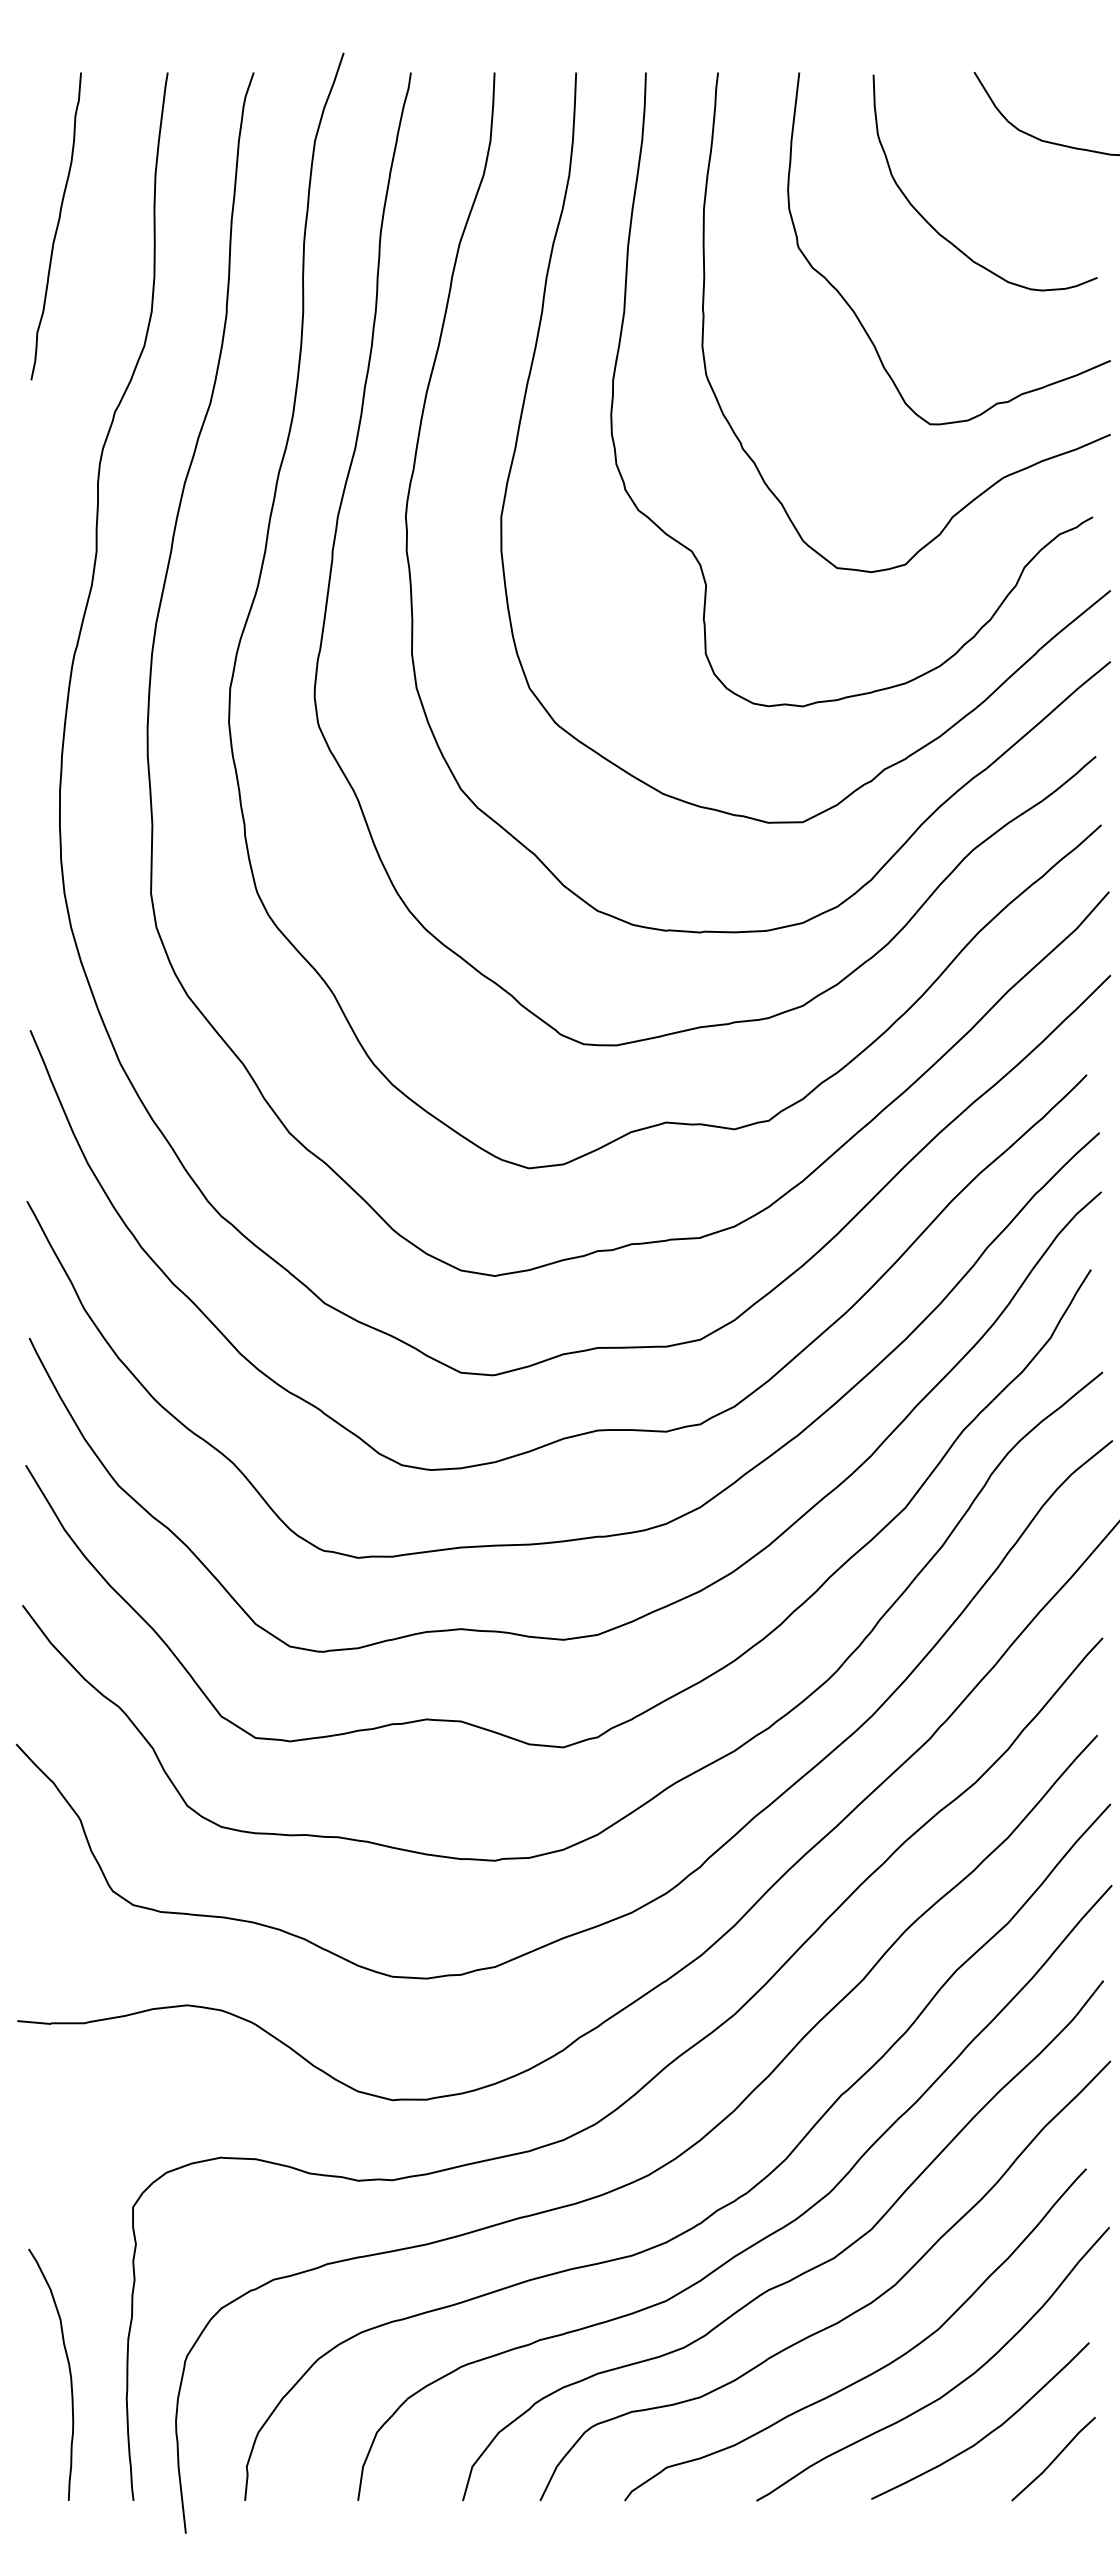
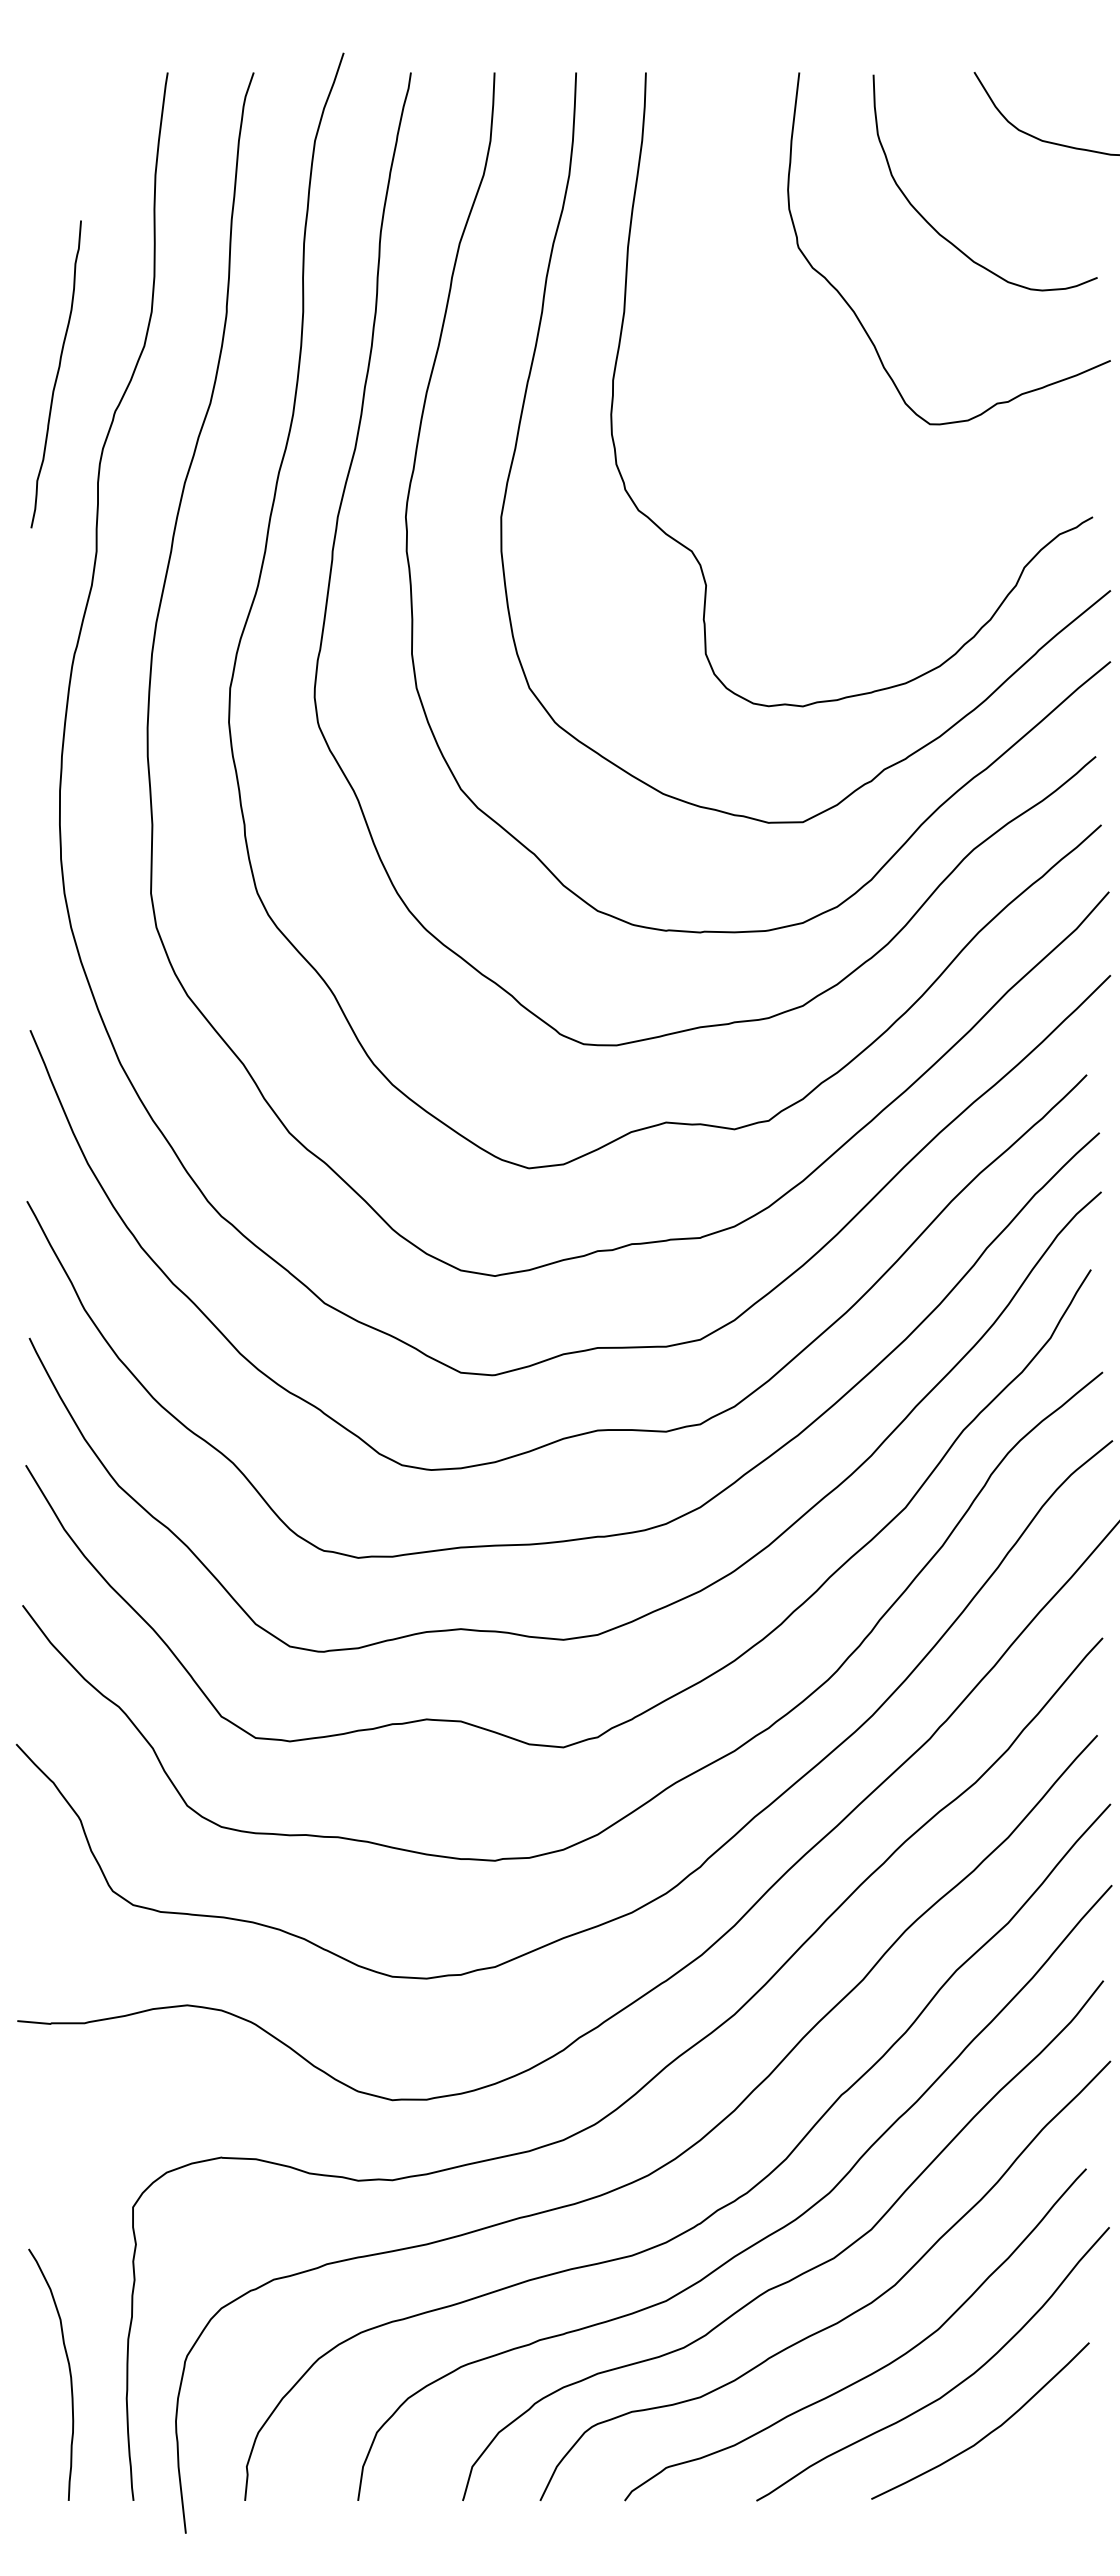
curve position: (56, 226) -> (56, 374) (56, 374)
curve: present -> none (1003, 476)
line: present -> none (1053, 2459)
